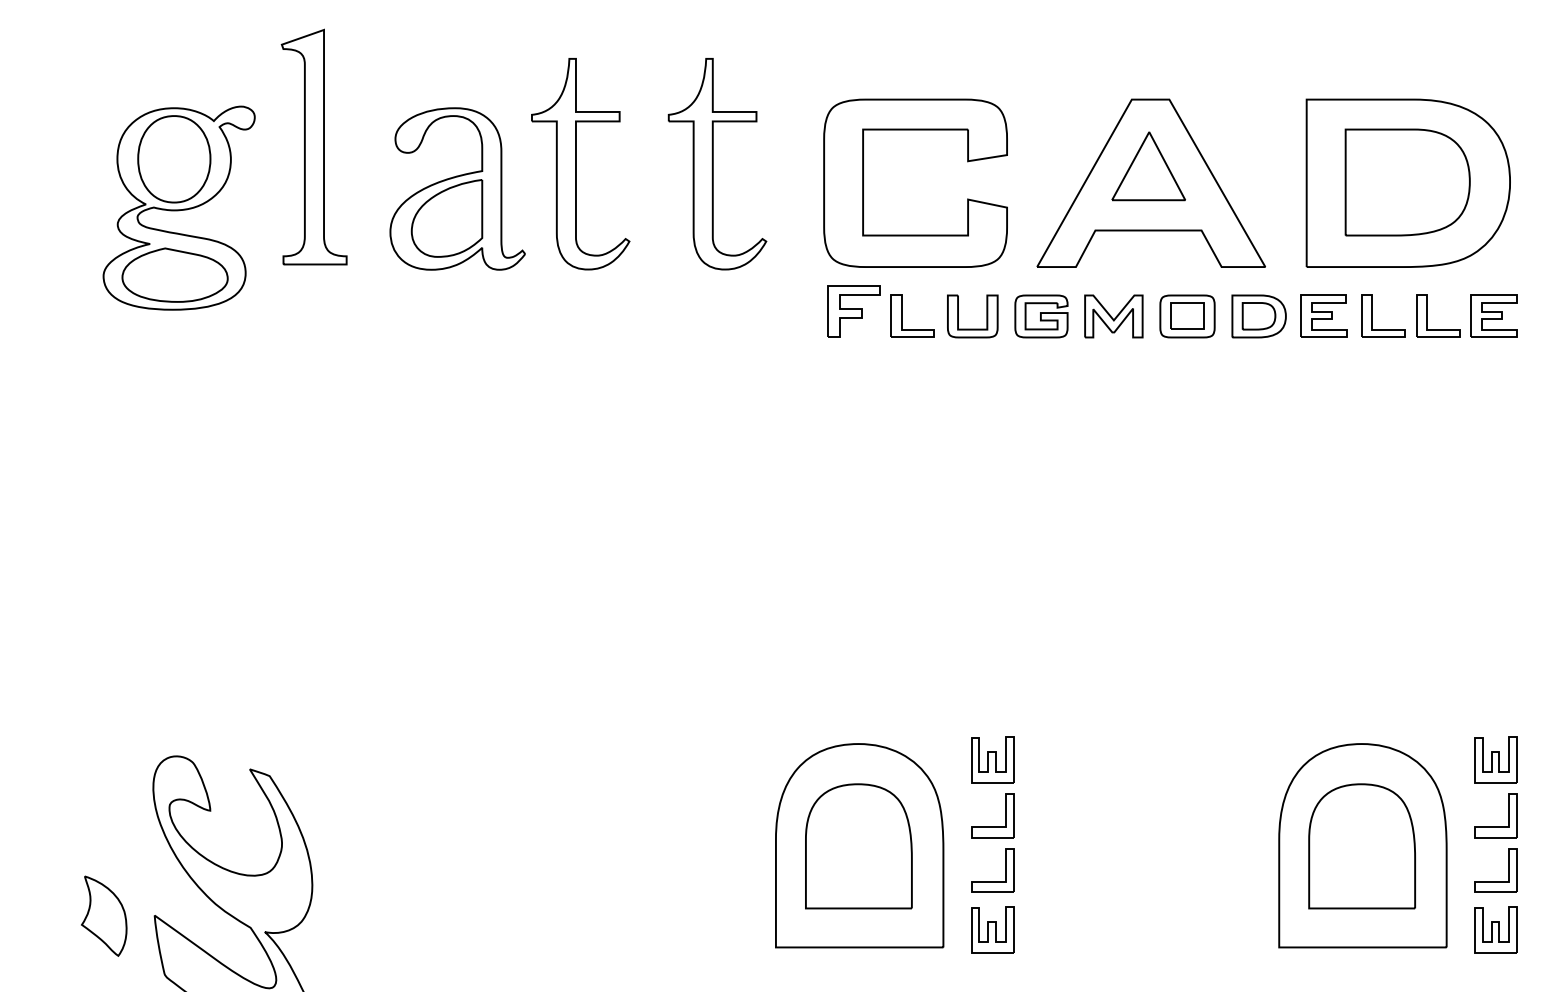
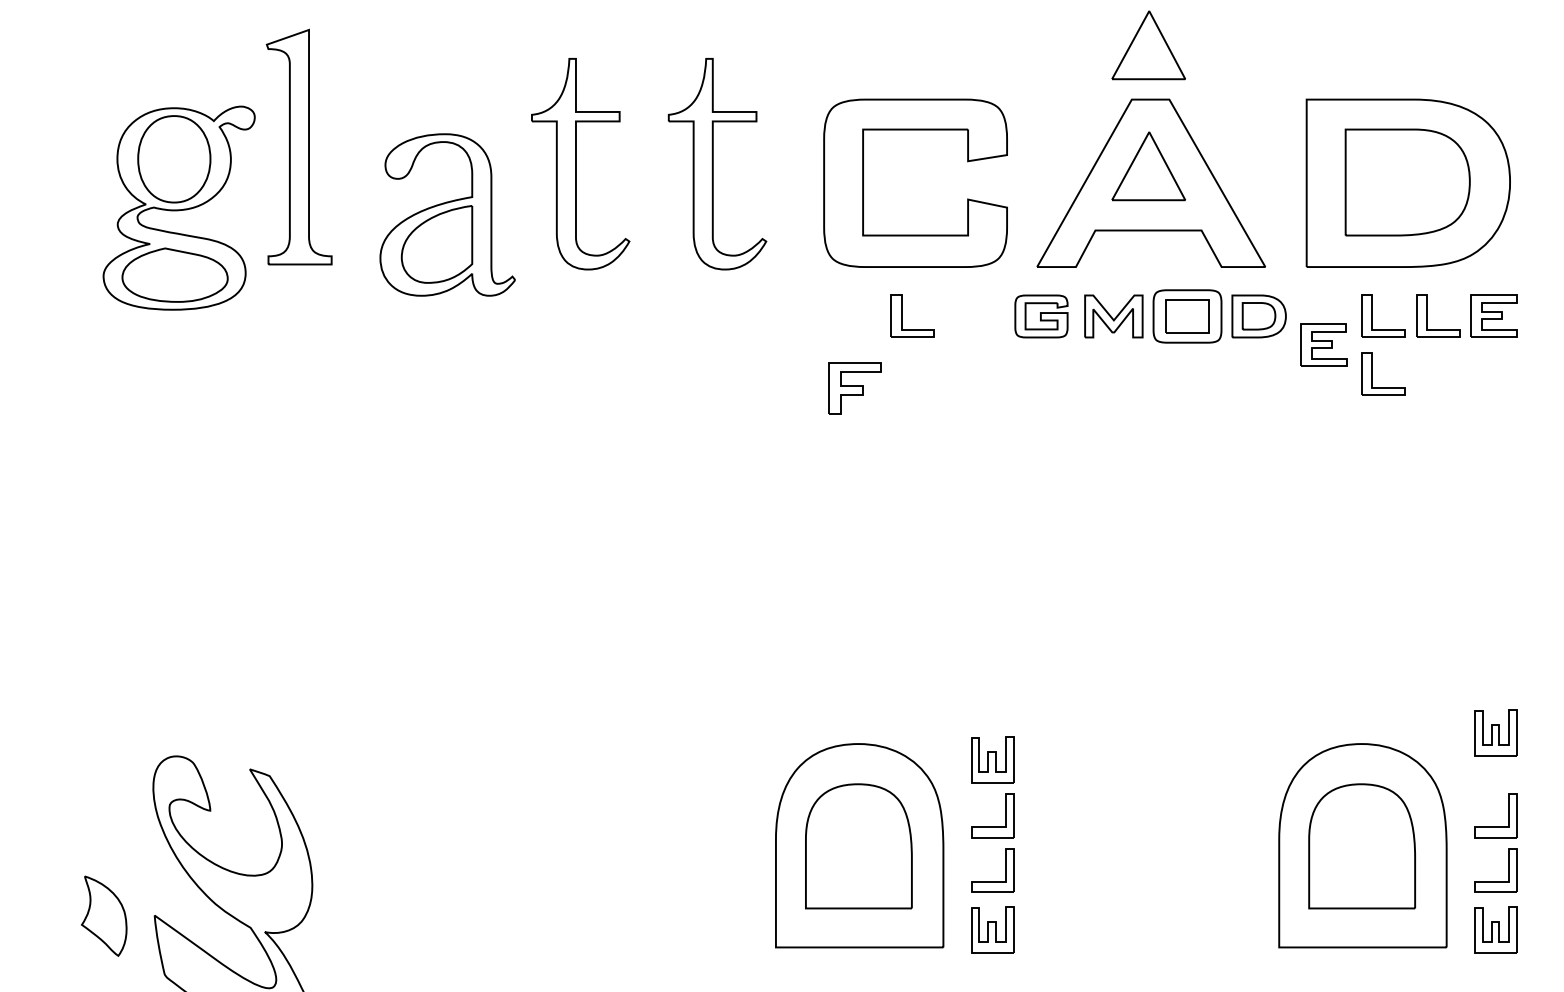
part: none -> present (1148, 45)
part position: (313, 146) -> (298, 146) (298, 146)
part position: (457, 188) -> (447, 214) (447, 214)
part position: (853, 311) -> (854, 388) (854, 388)
part position: (1323, 315) -> (1323, 344) (1323, 344)
part size: 57x45 px -> 71x55 px (1187, 316)
part: present -> none (972, 328)
part: none -> present (1372, 373)
part position: (1495, 759) -> (1495, 732) (1495, 732)
